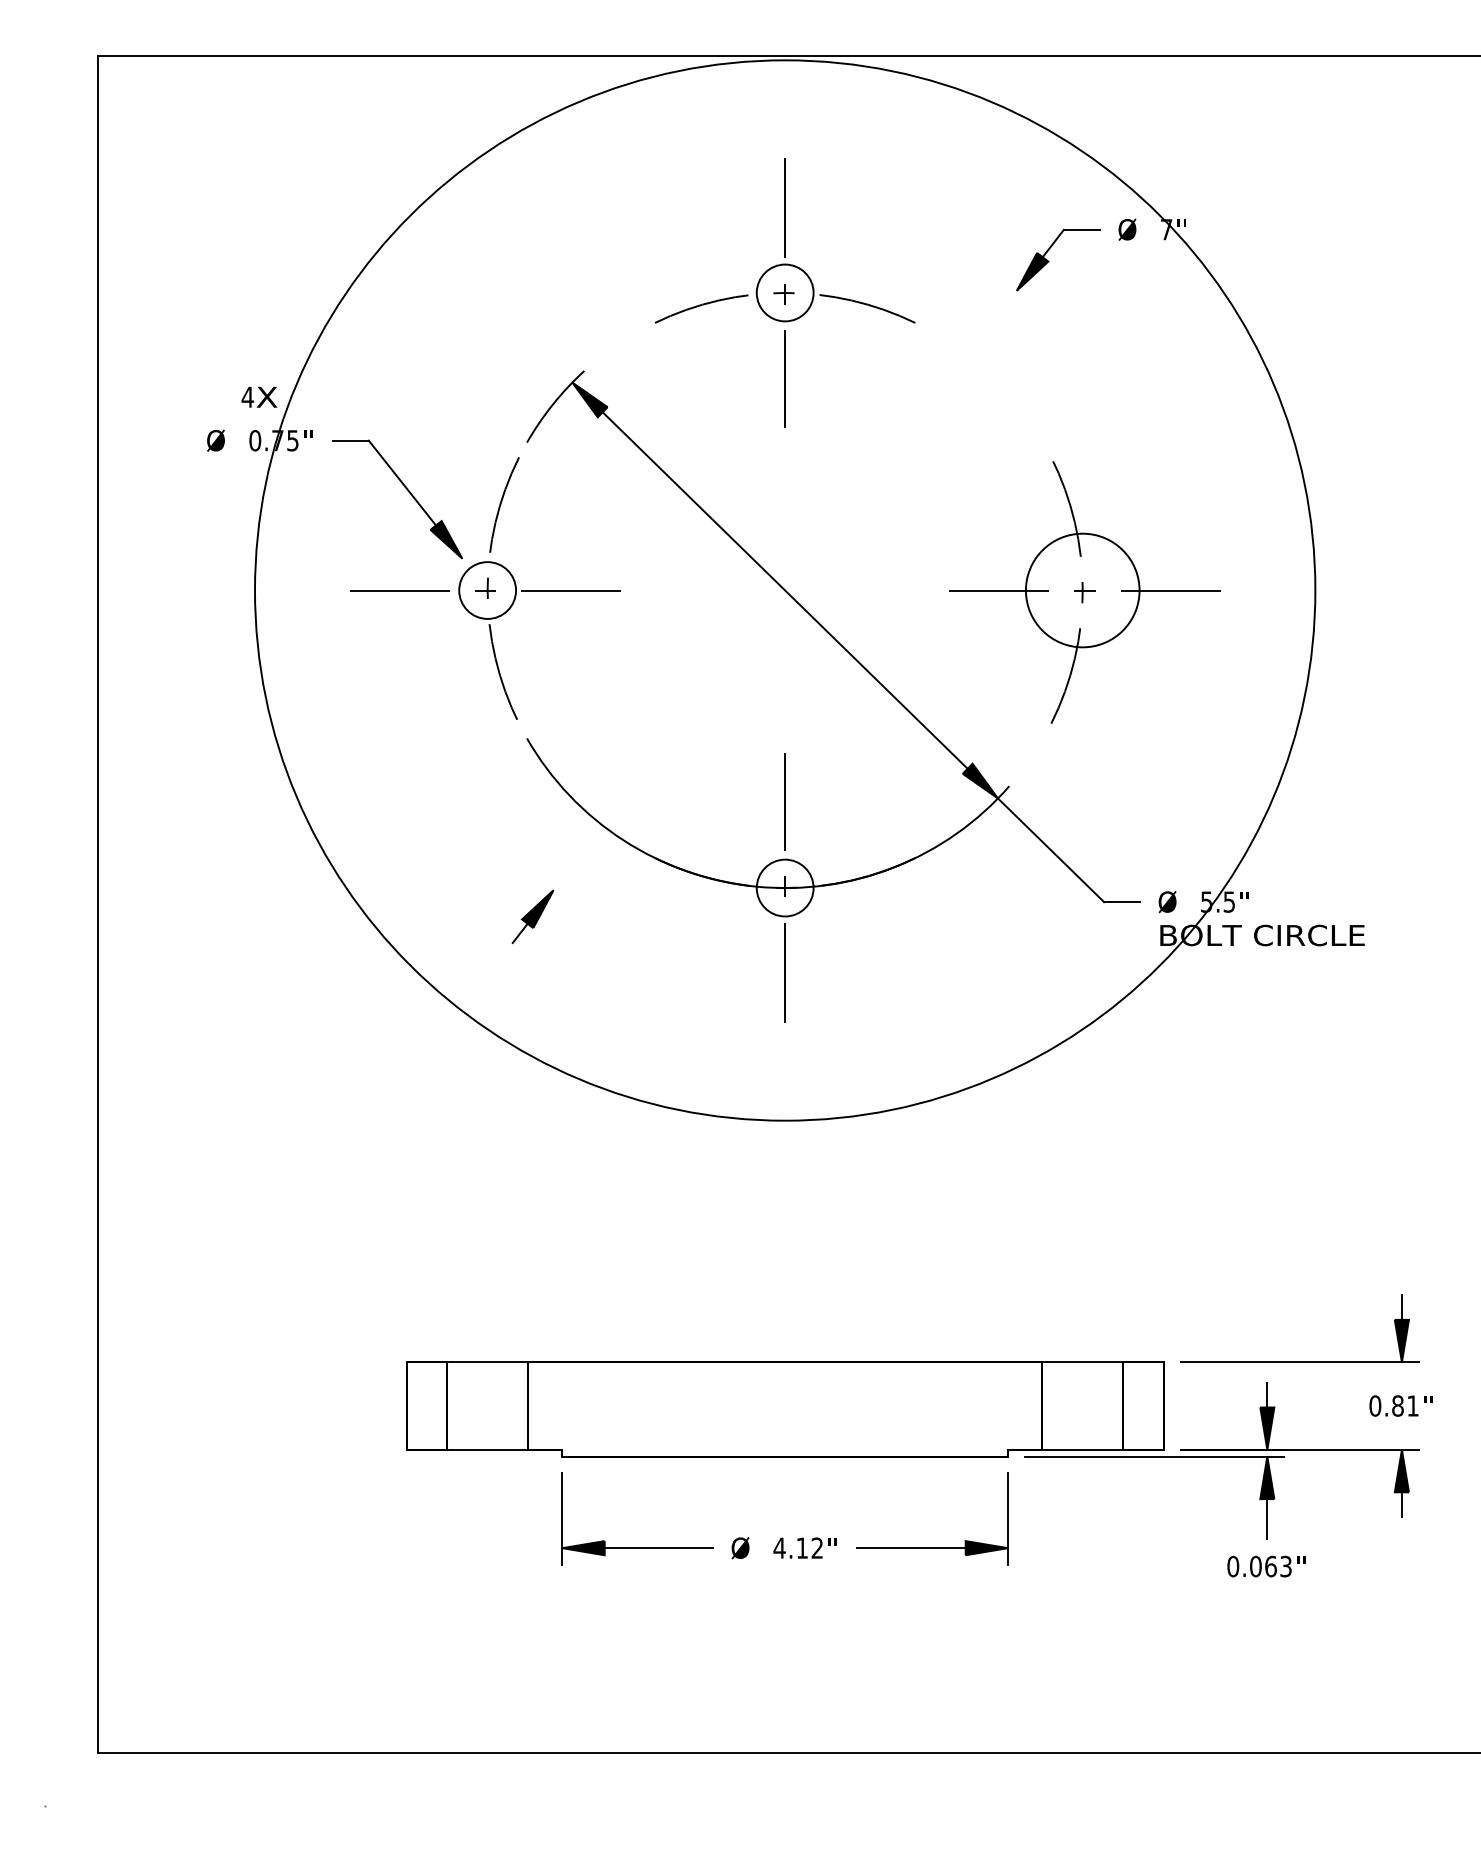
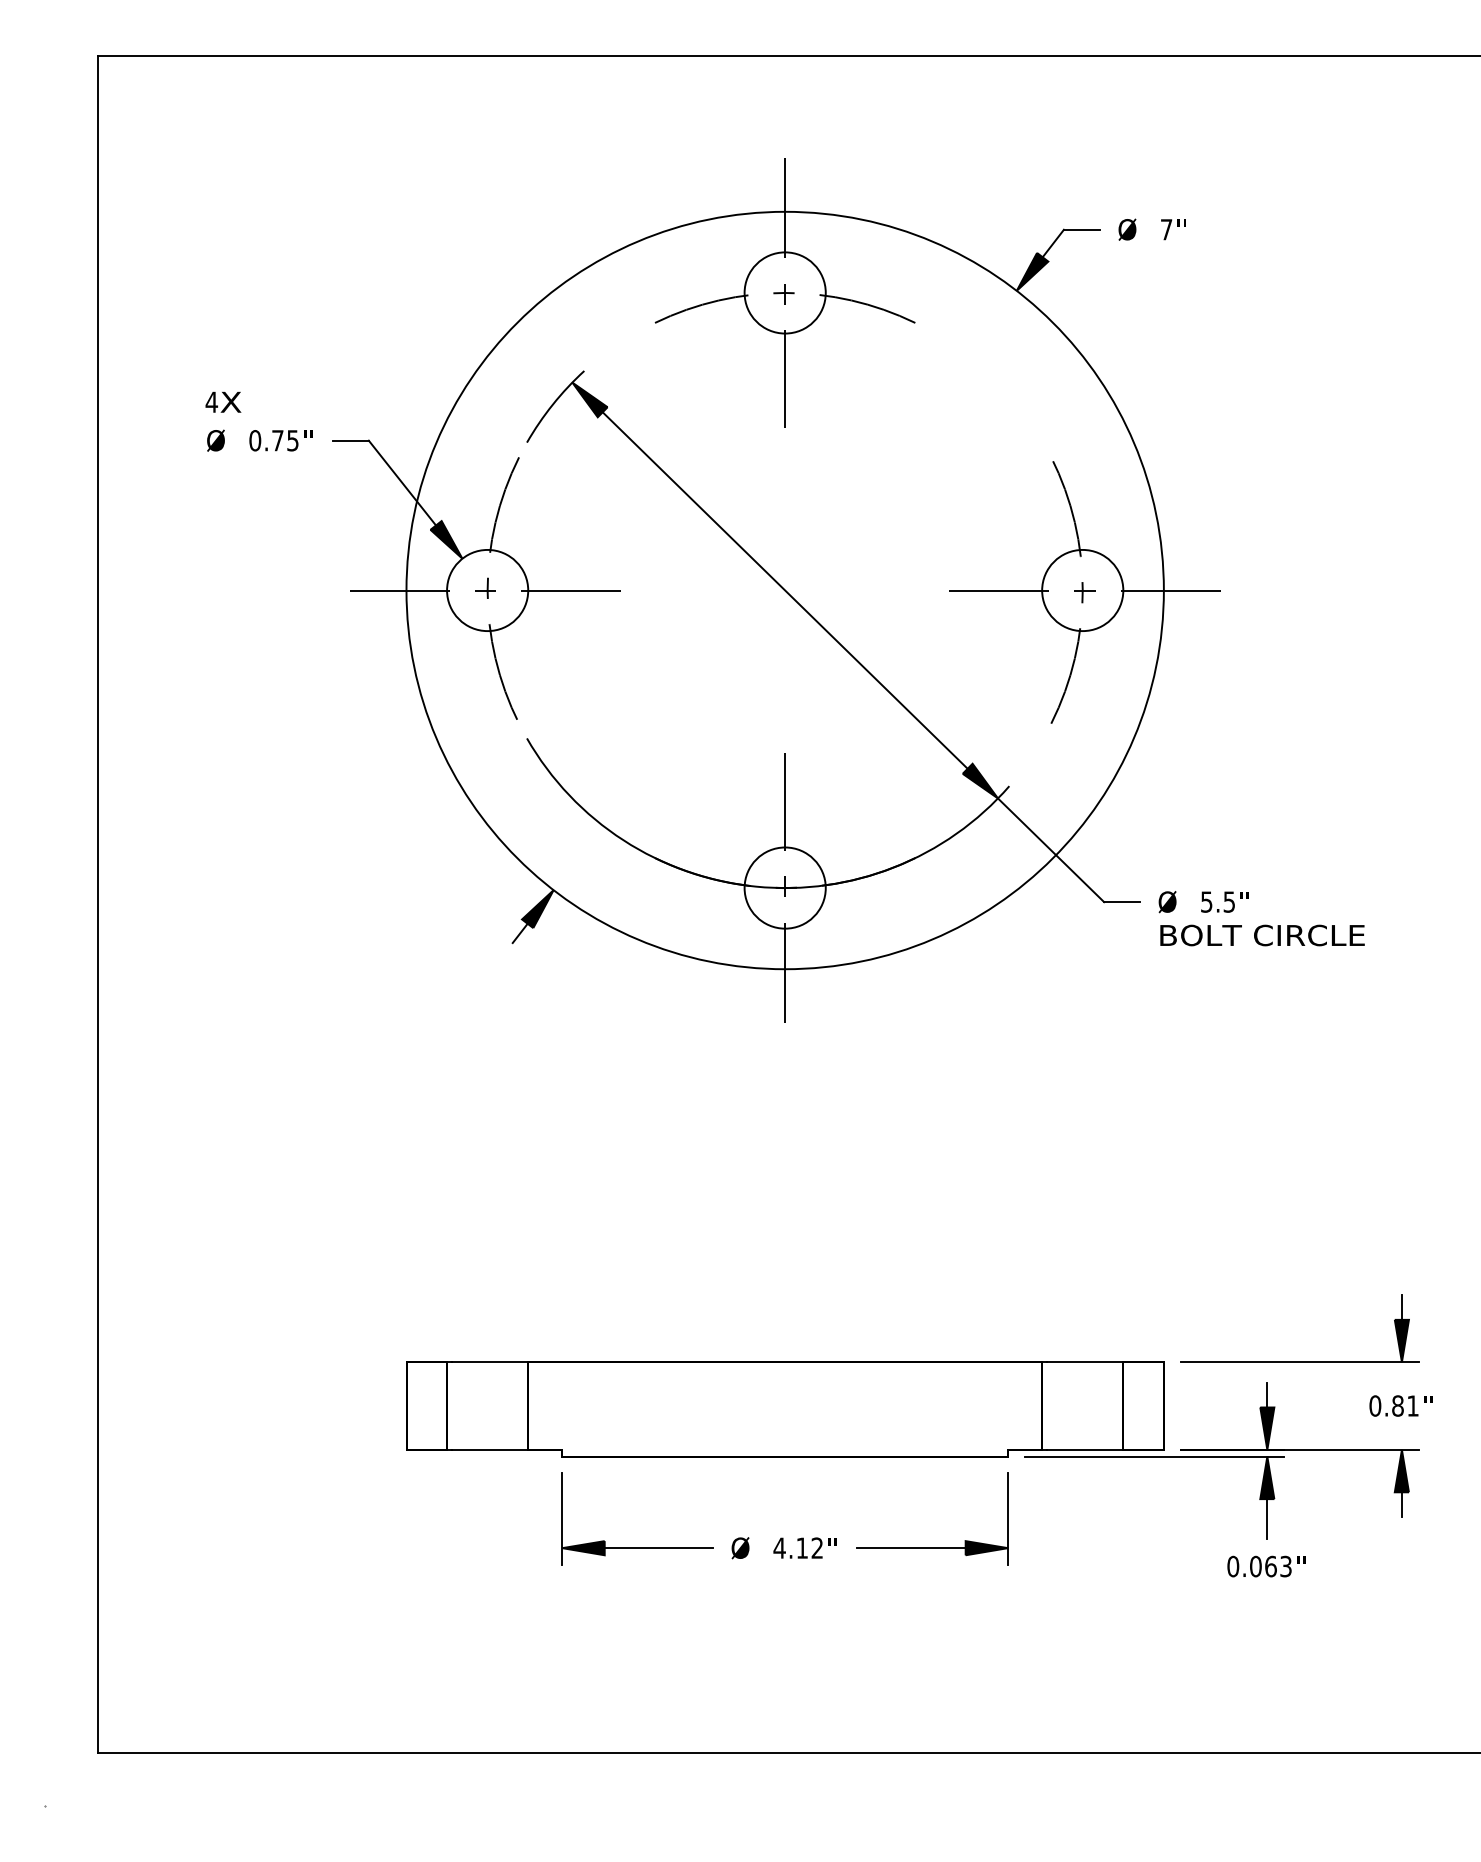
circle diameter: 57 px -> 81 px (784, 292)
text position: (259, 396) -> (223, 401) (223, 401)
circle diameter: 57 px -> 81 px (487, 590)
circle diameter: 1060 px -> 757 px (784, 590)
circle diameter: 114 px -> 81 px (1082, 590)
circle diameter: 57 px -> 81 px (784, 887)
